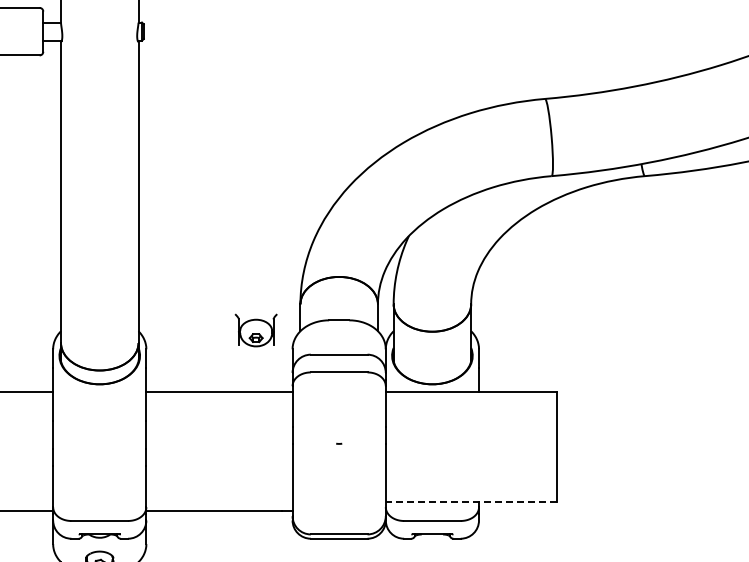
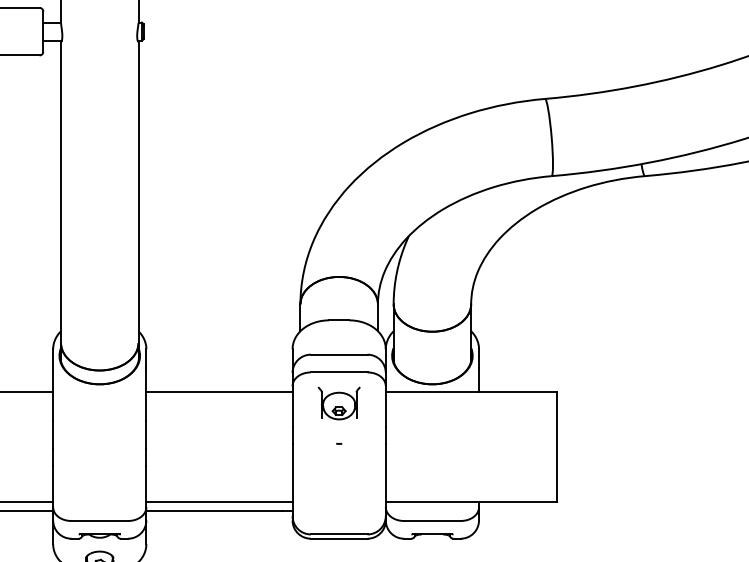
part position: (255, 330) -> (338, 403) (338, 403)
line: none -> present (27, 501)
line: none -> present (219, 501)
line: dashed -> solid (470, 501)
